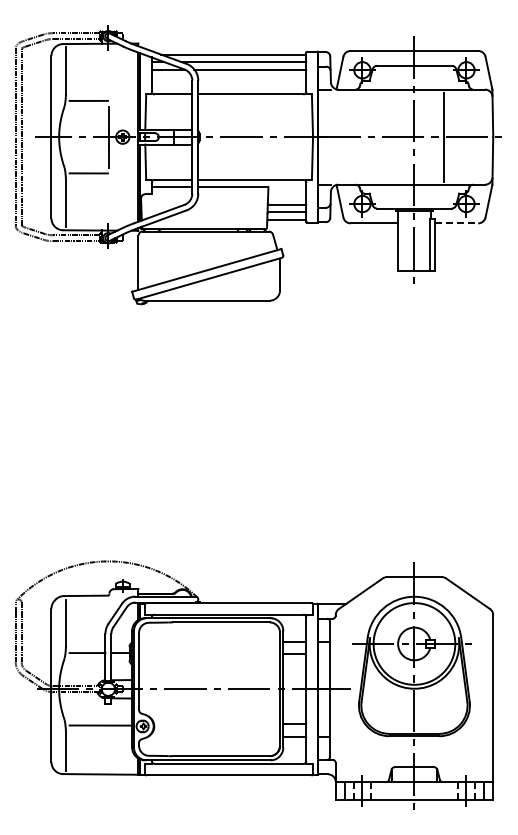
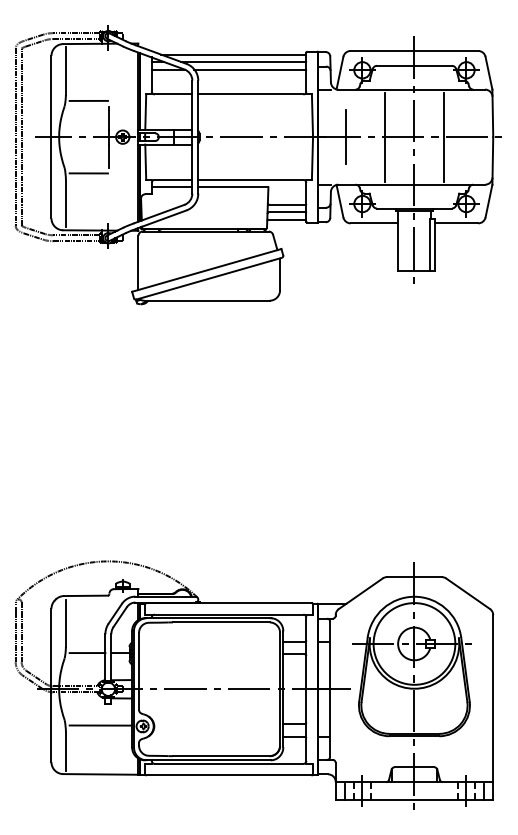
line: none -> present (345, 136)
line: none -> present (384, 136)
line: dashed -> solid (456, 223)
